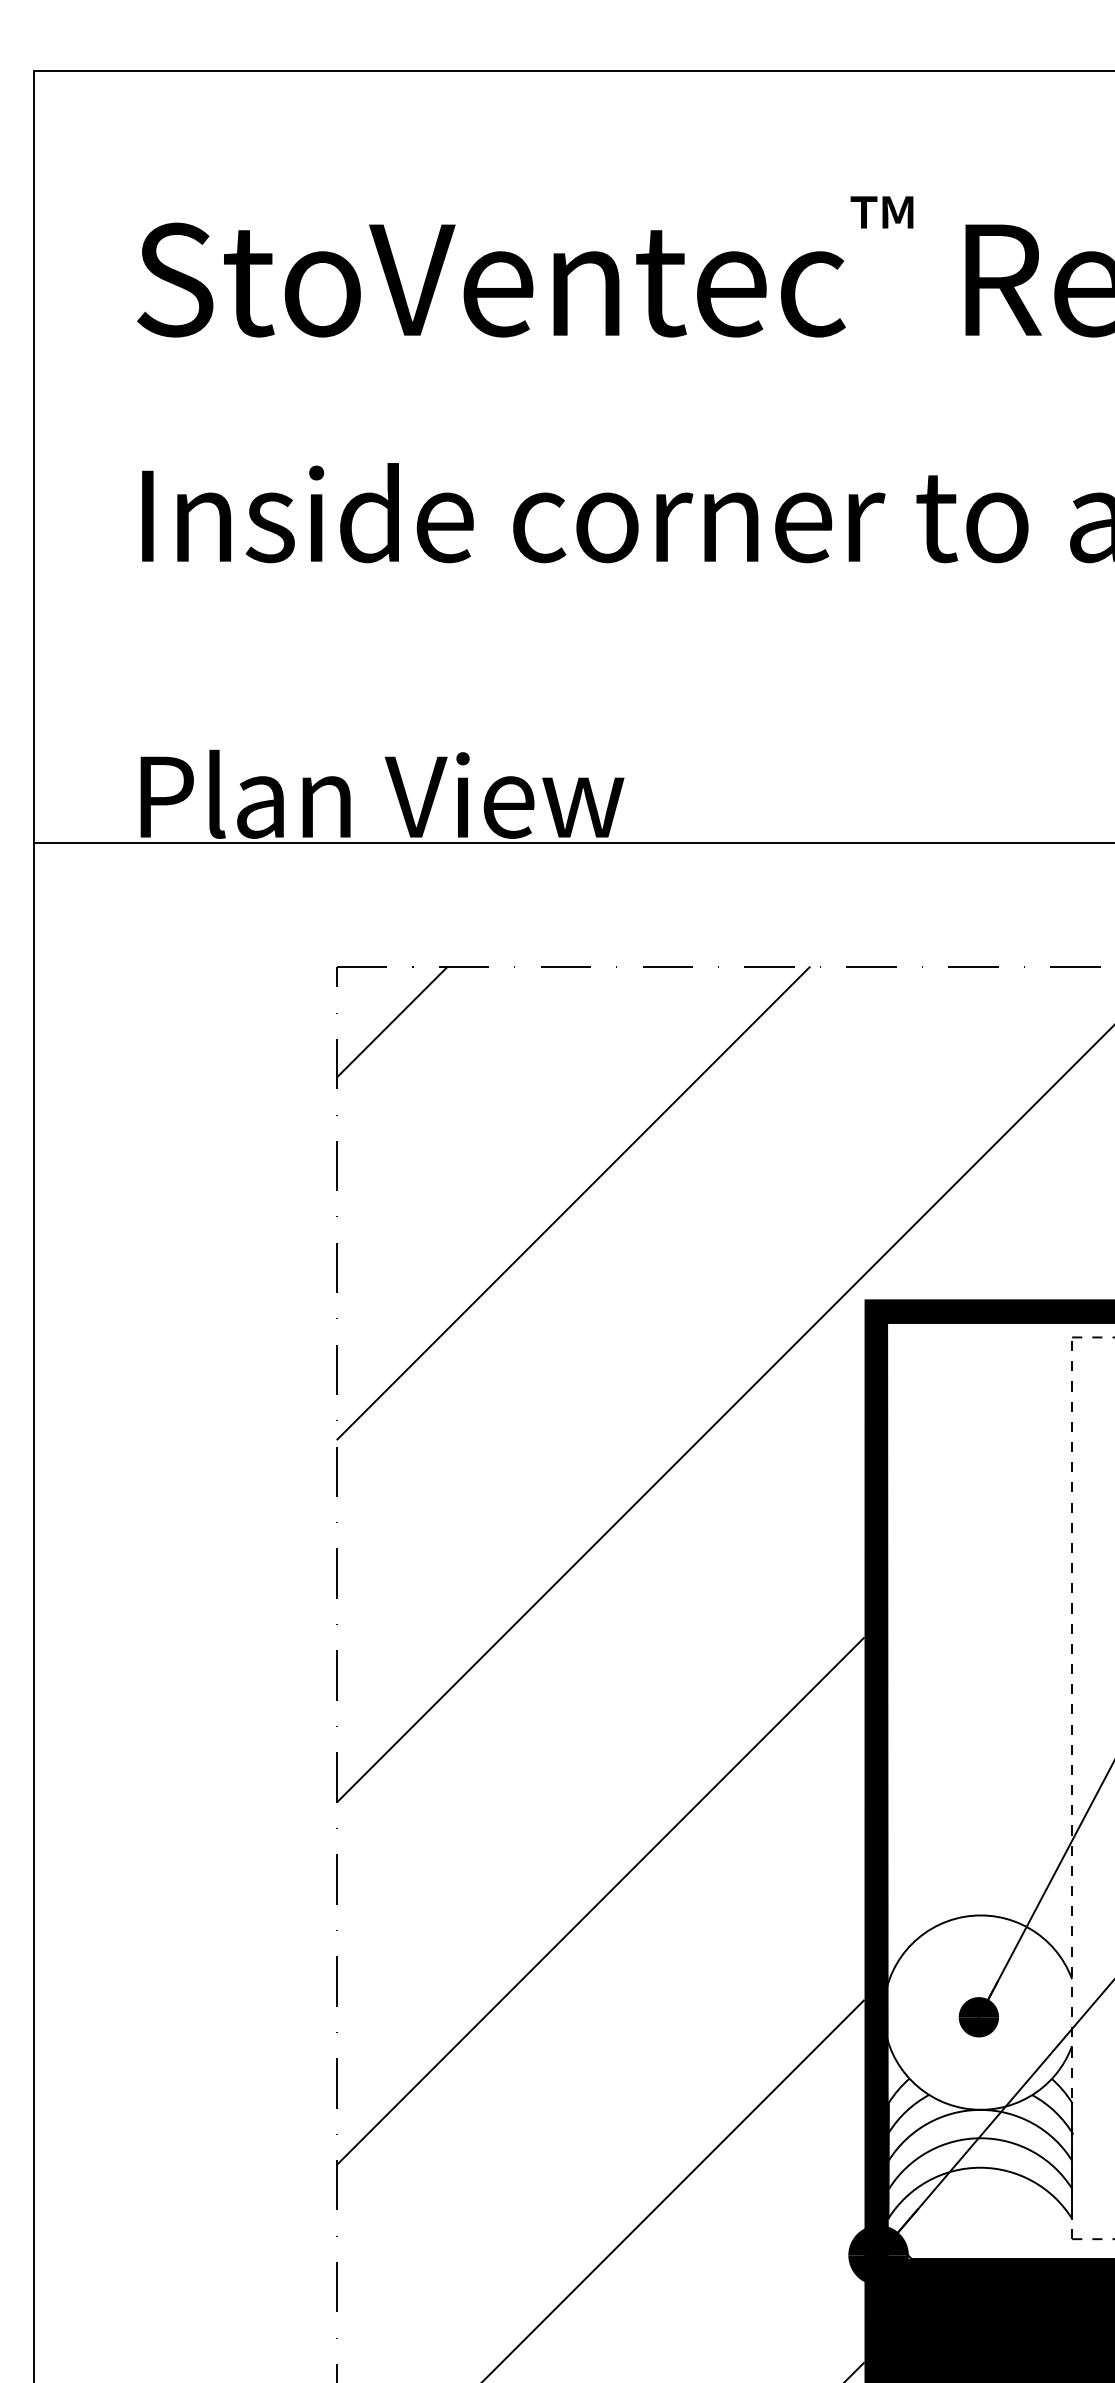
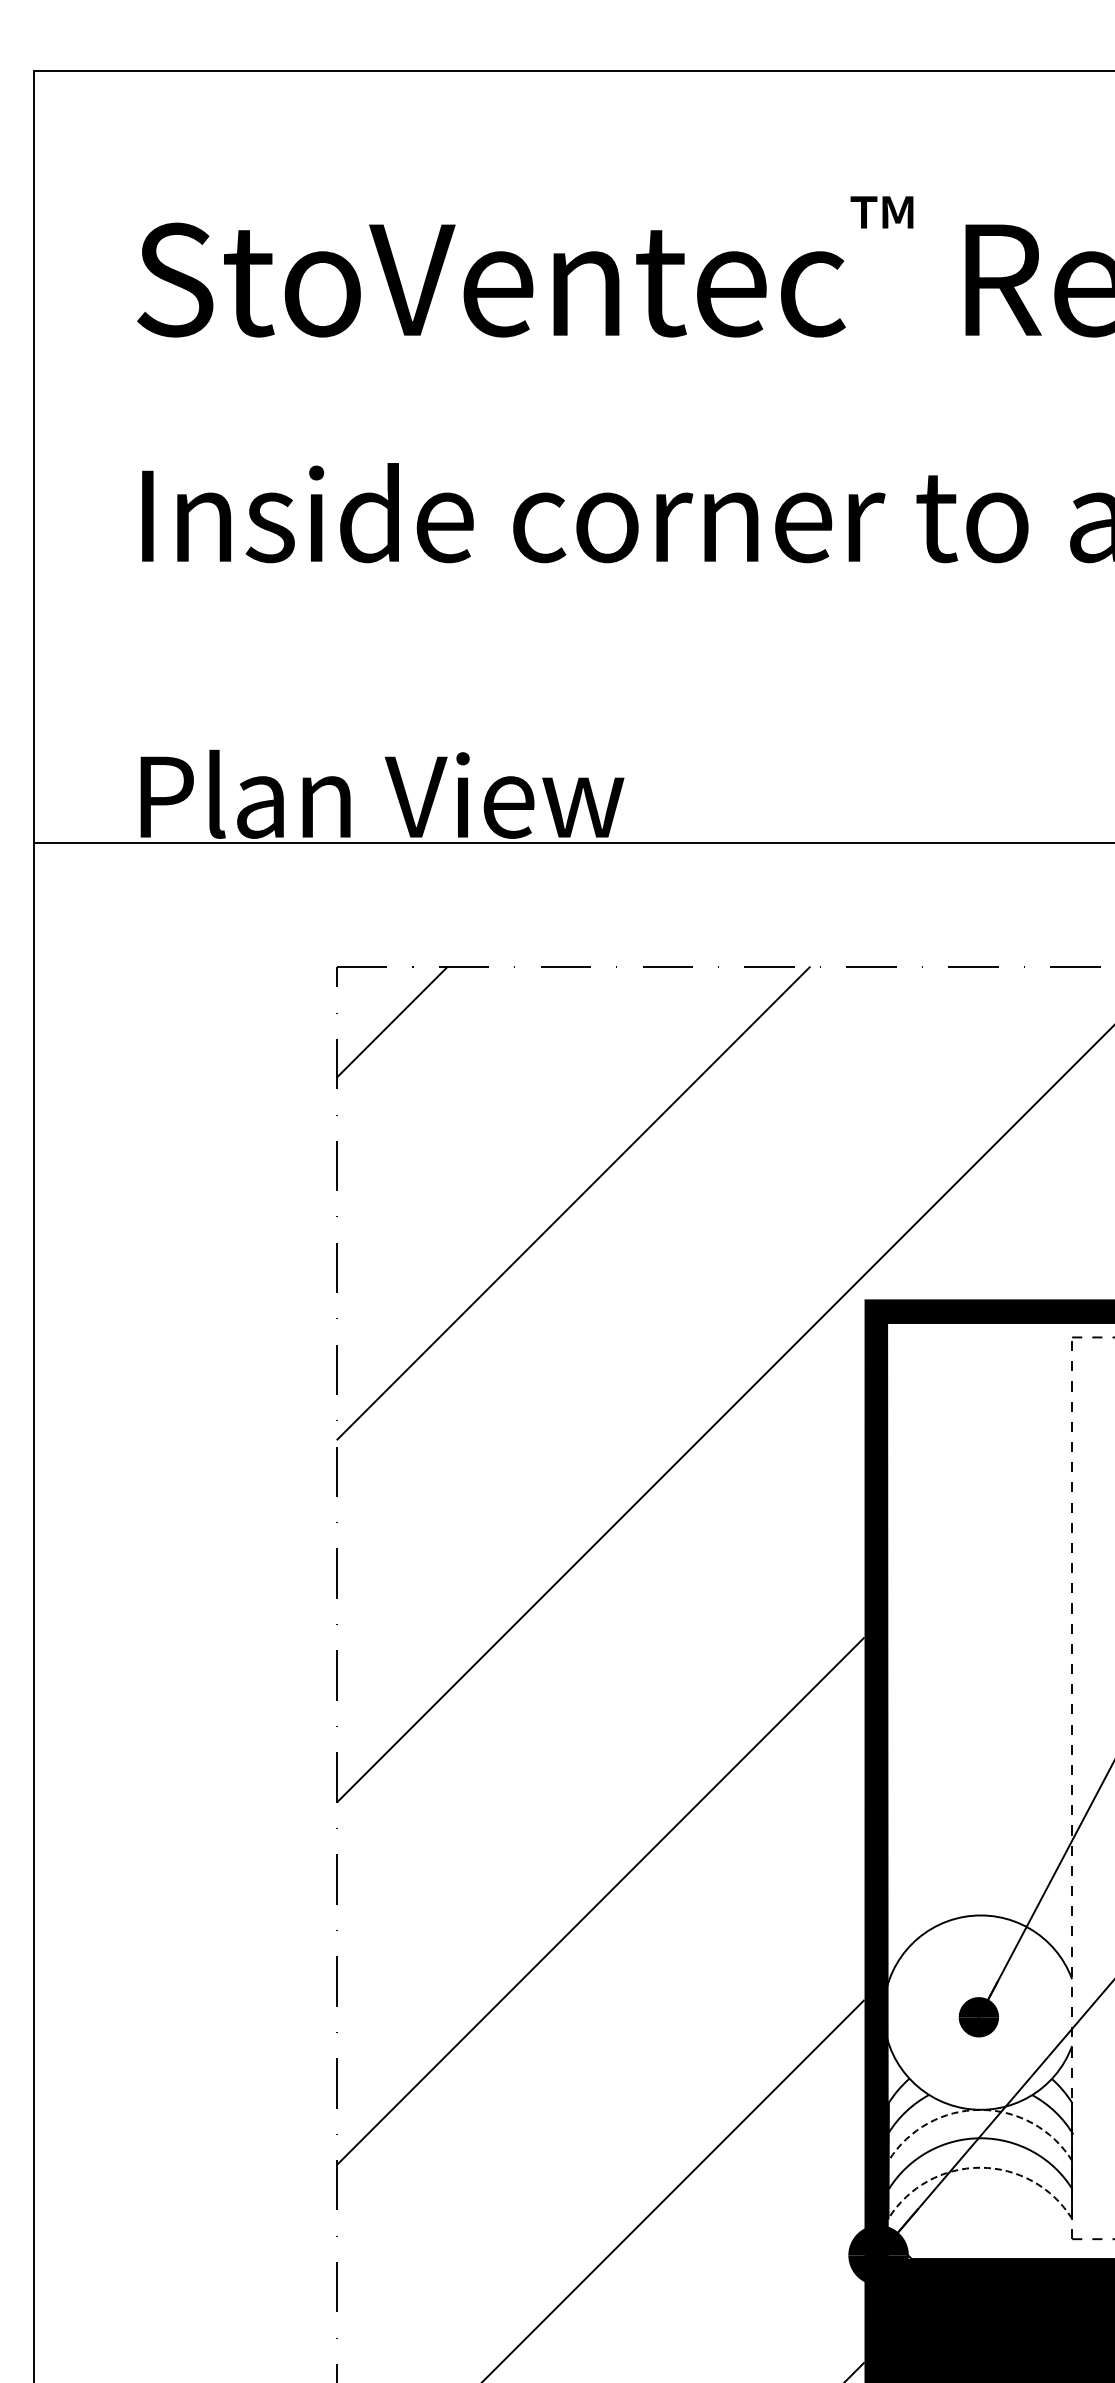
arc: solid -> dashed (980, 2109)
arc: solid -> dashed (980, 2167)
